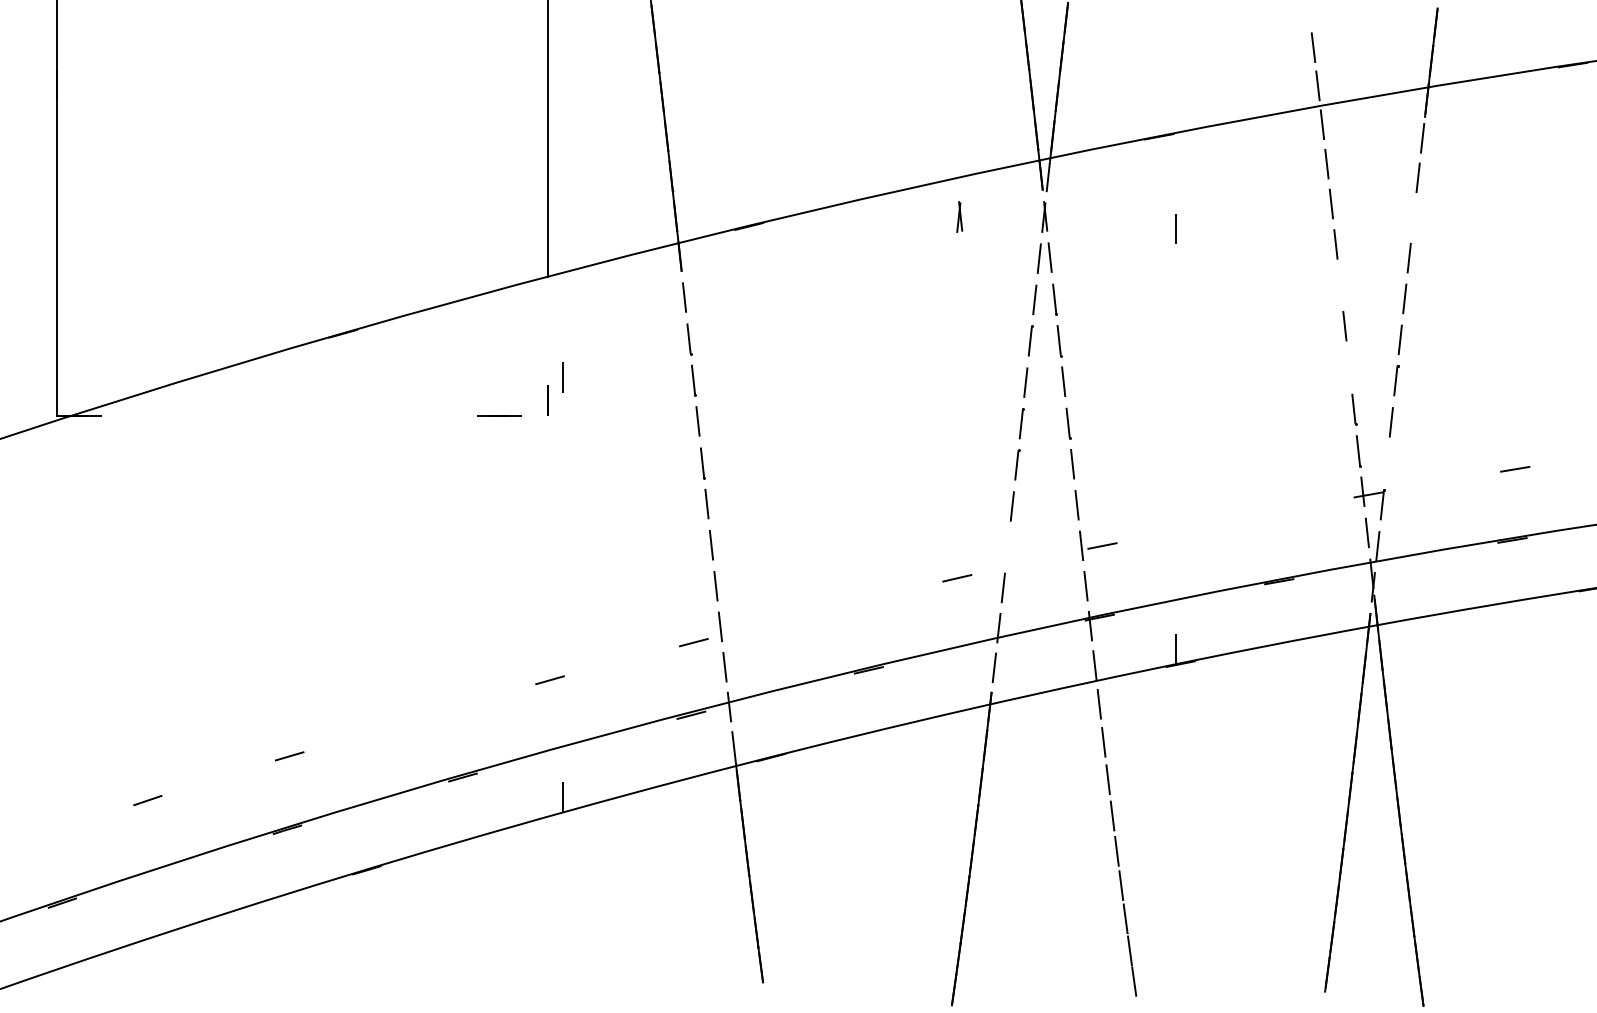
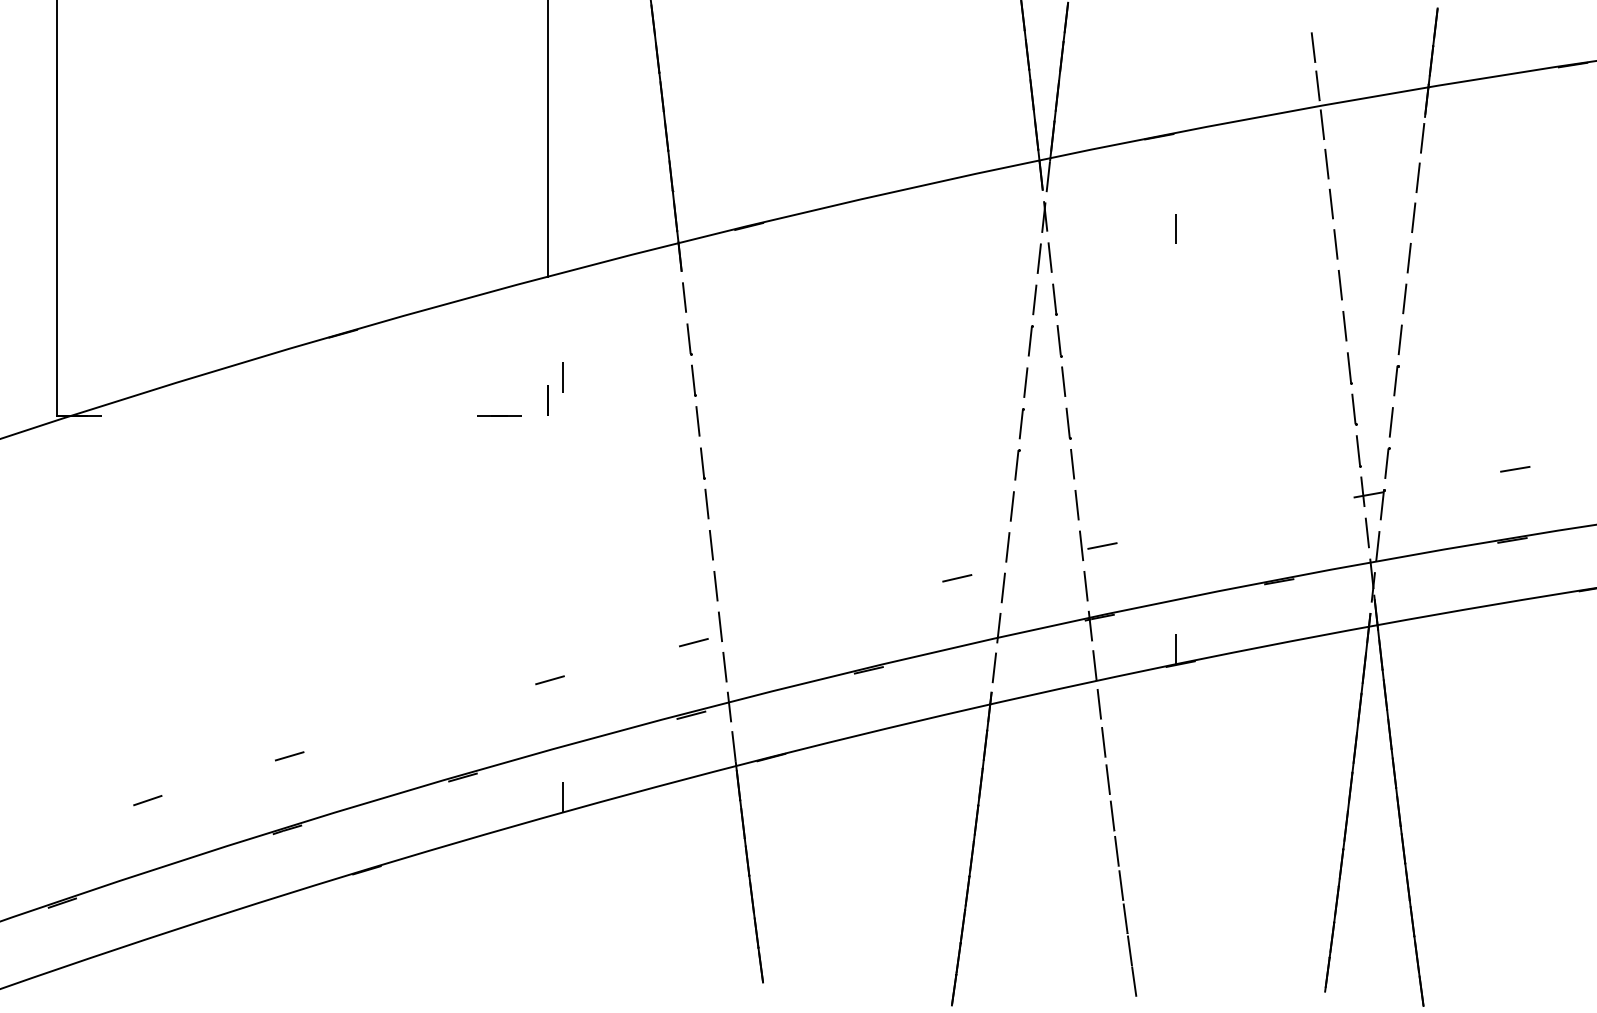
part: present -> none (959, 216)
line: none -> present (1413, 217)
line: none -> present (1339, 285)
line: none -> present (1349, 368)
line: none -> present (1387, 462)
line: none -> present (1007, 547)
